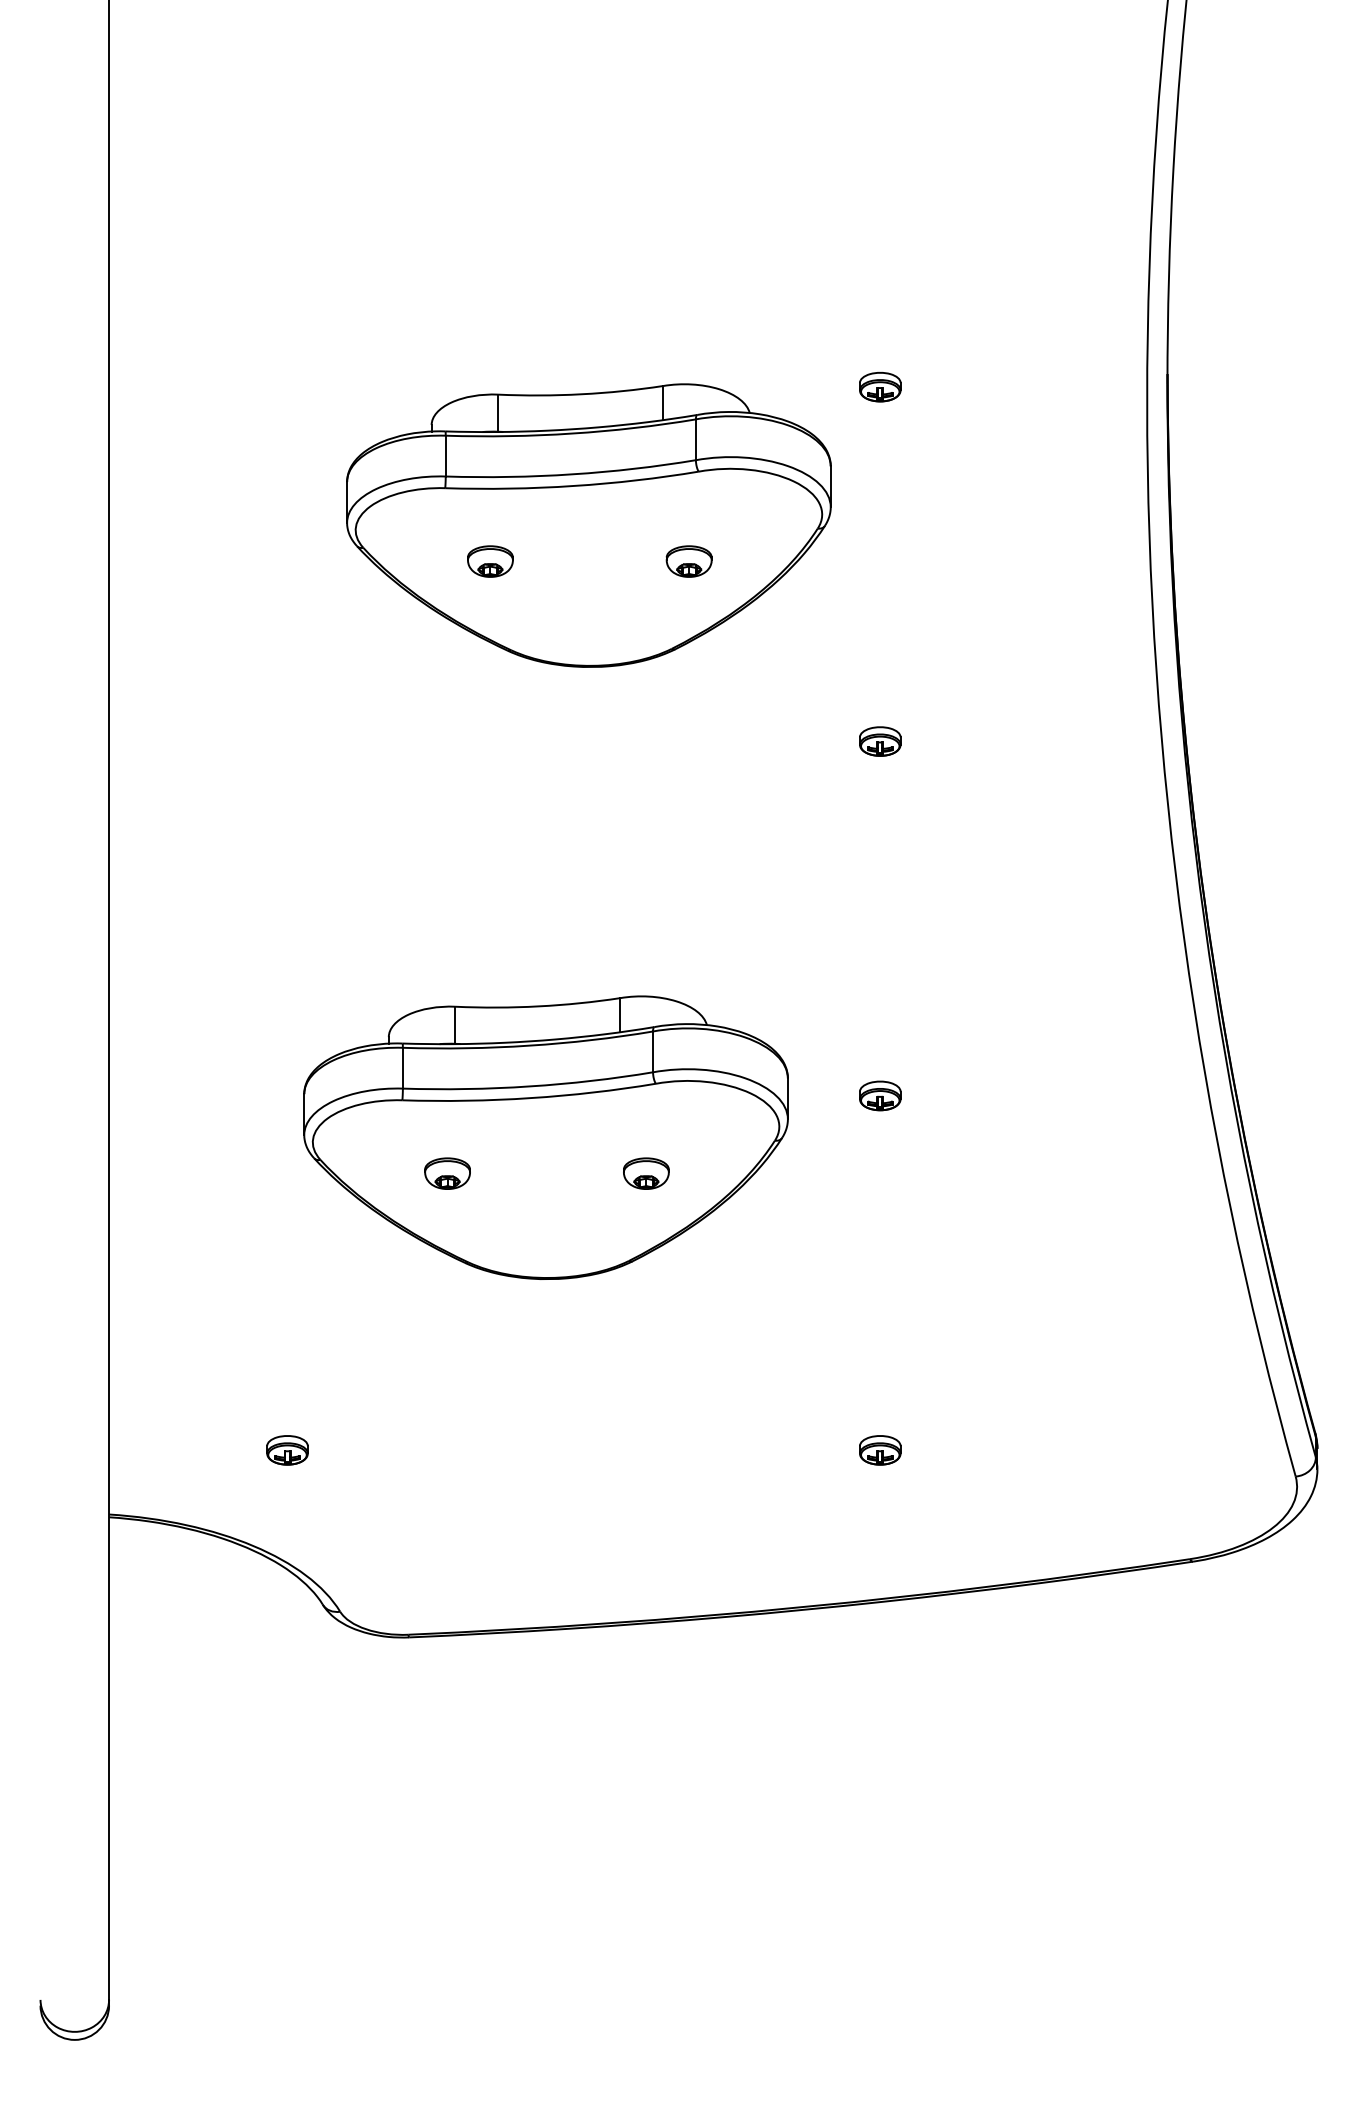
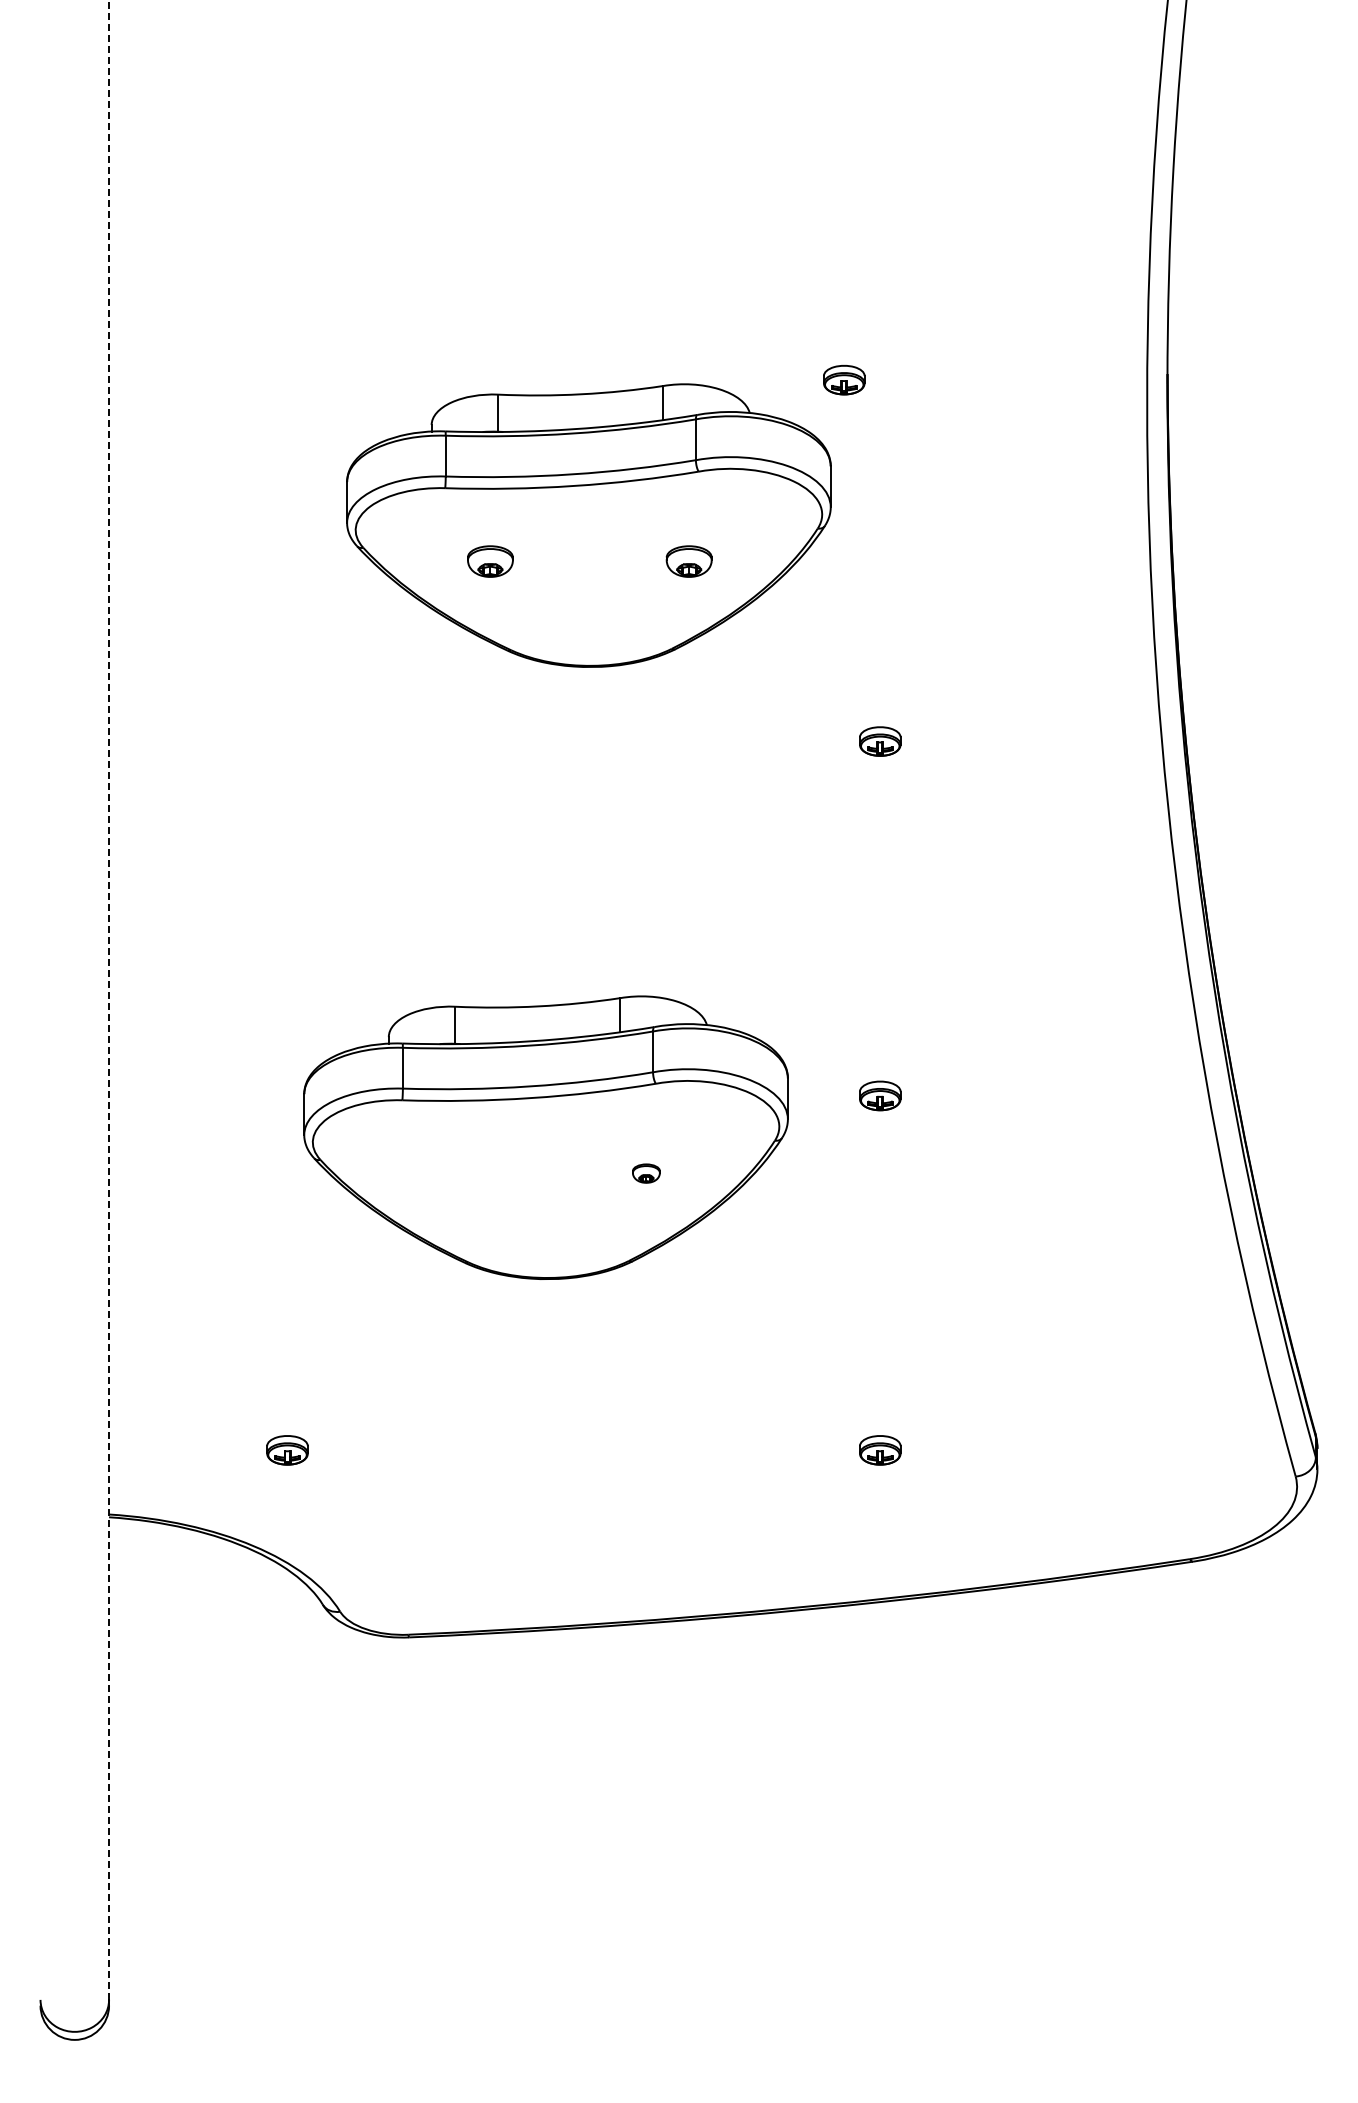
part position: (880, 387) -> (844, 380) (844, 380)
line: solid -> dashed (109, 1000)
part: present -> none (447, 1173)
part size: 47x33 px -> 29x21 px (646, 1173)
